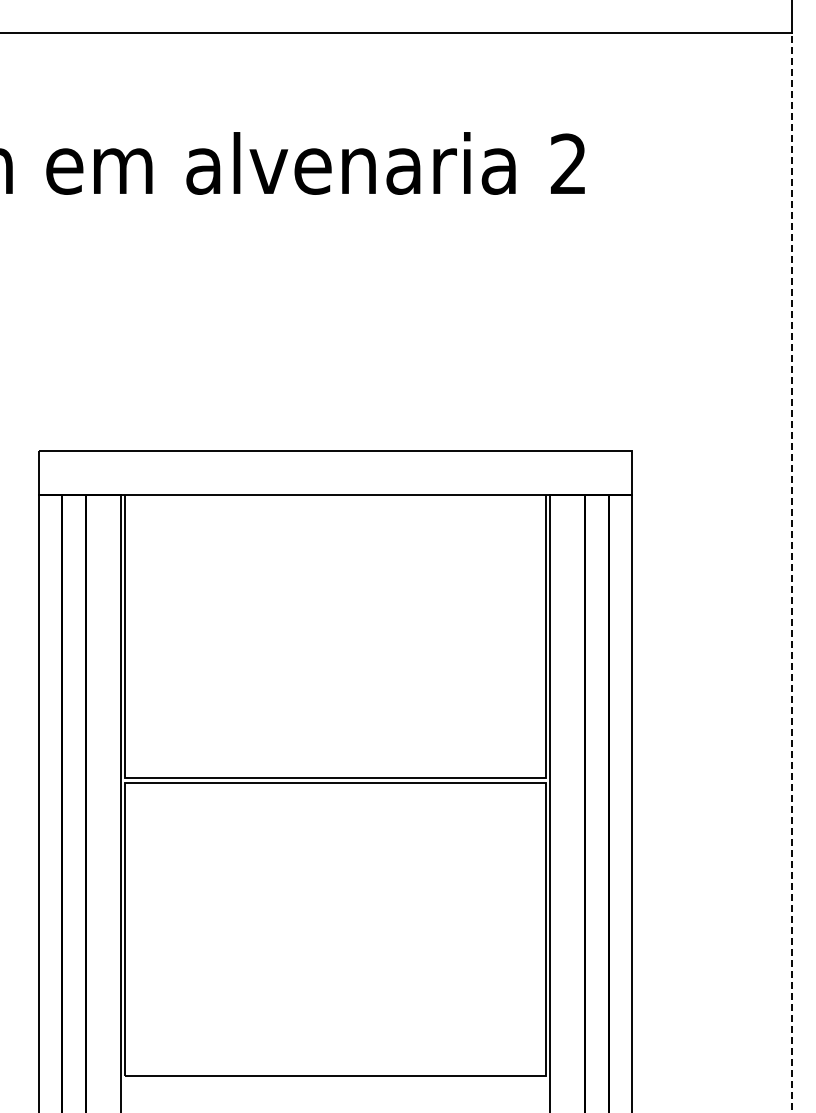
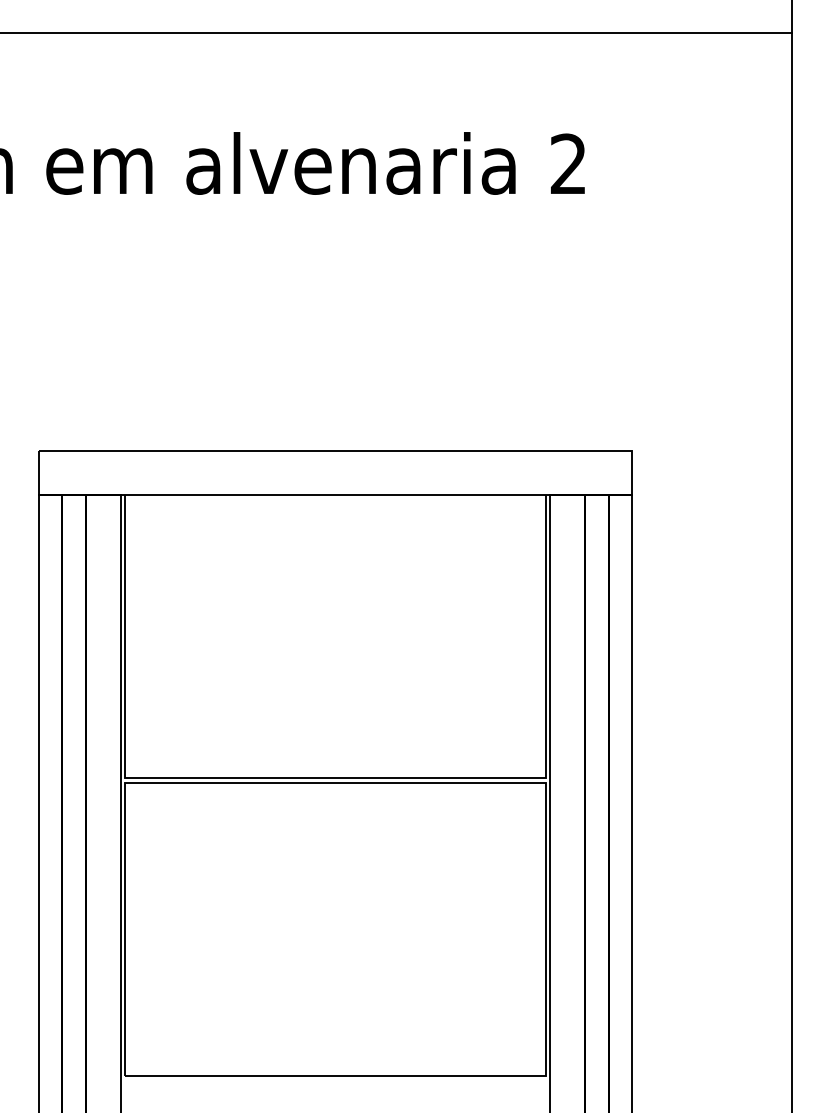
line: dashed -> solid (791, 572)
